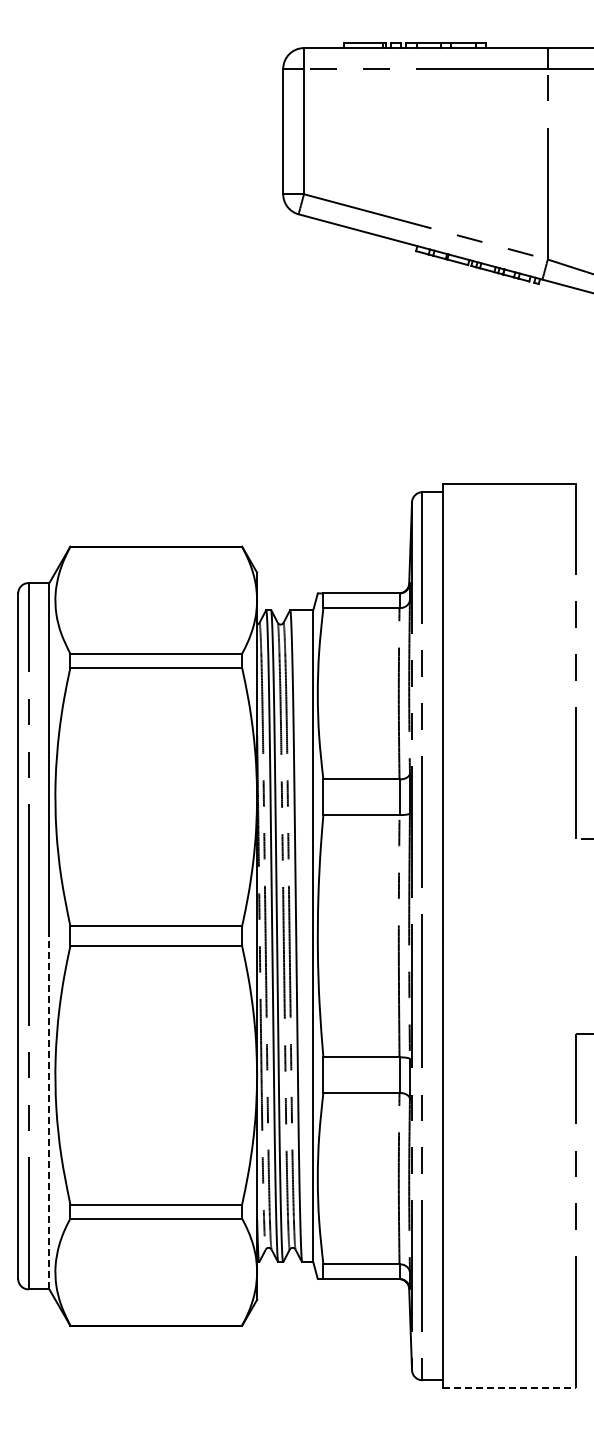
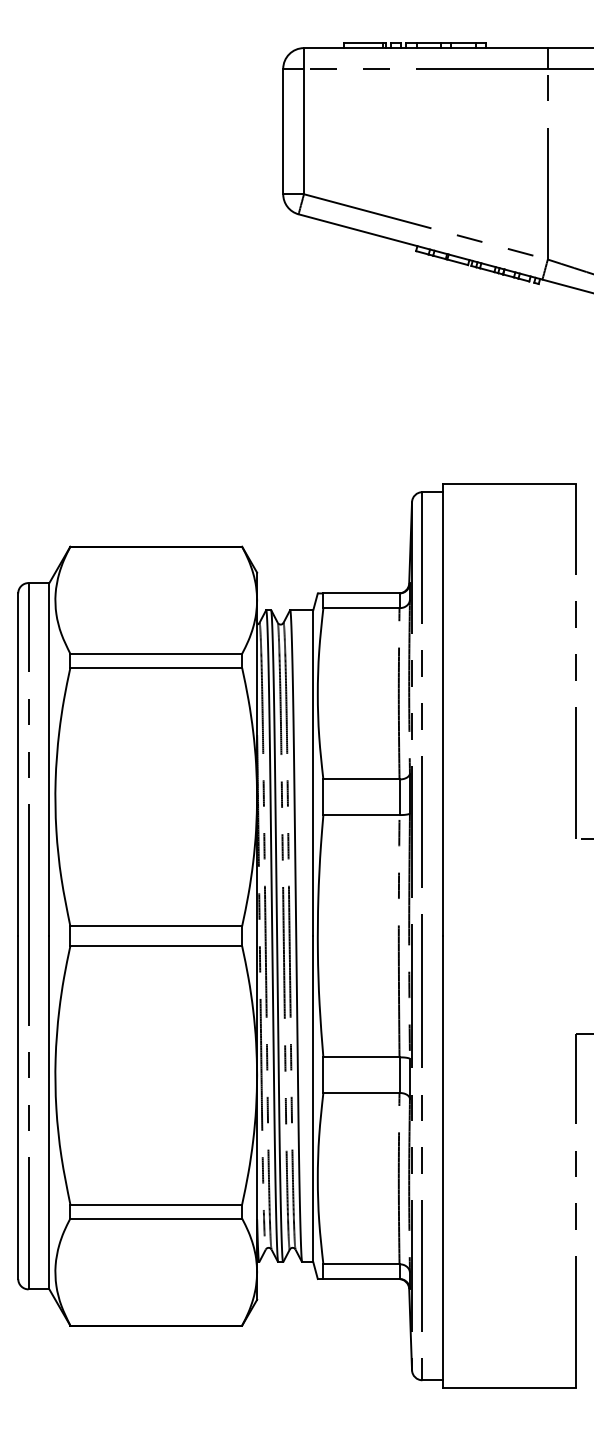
line: dashed -> solid (49, 1112)
line: dashed -> solid (510, 1388)
